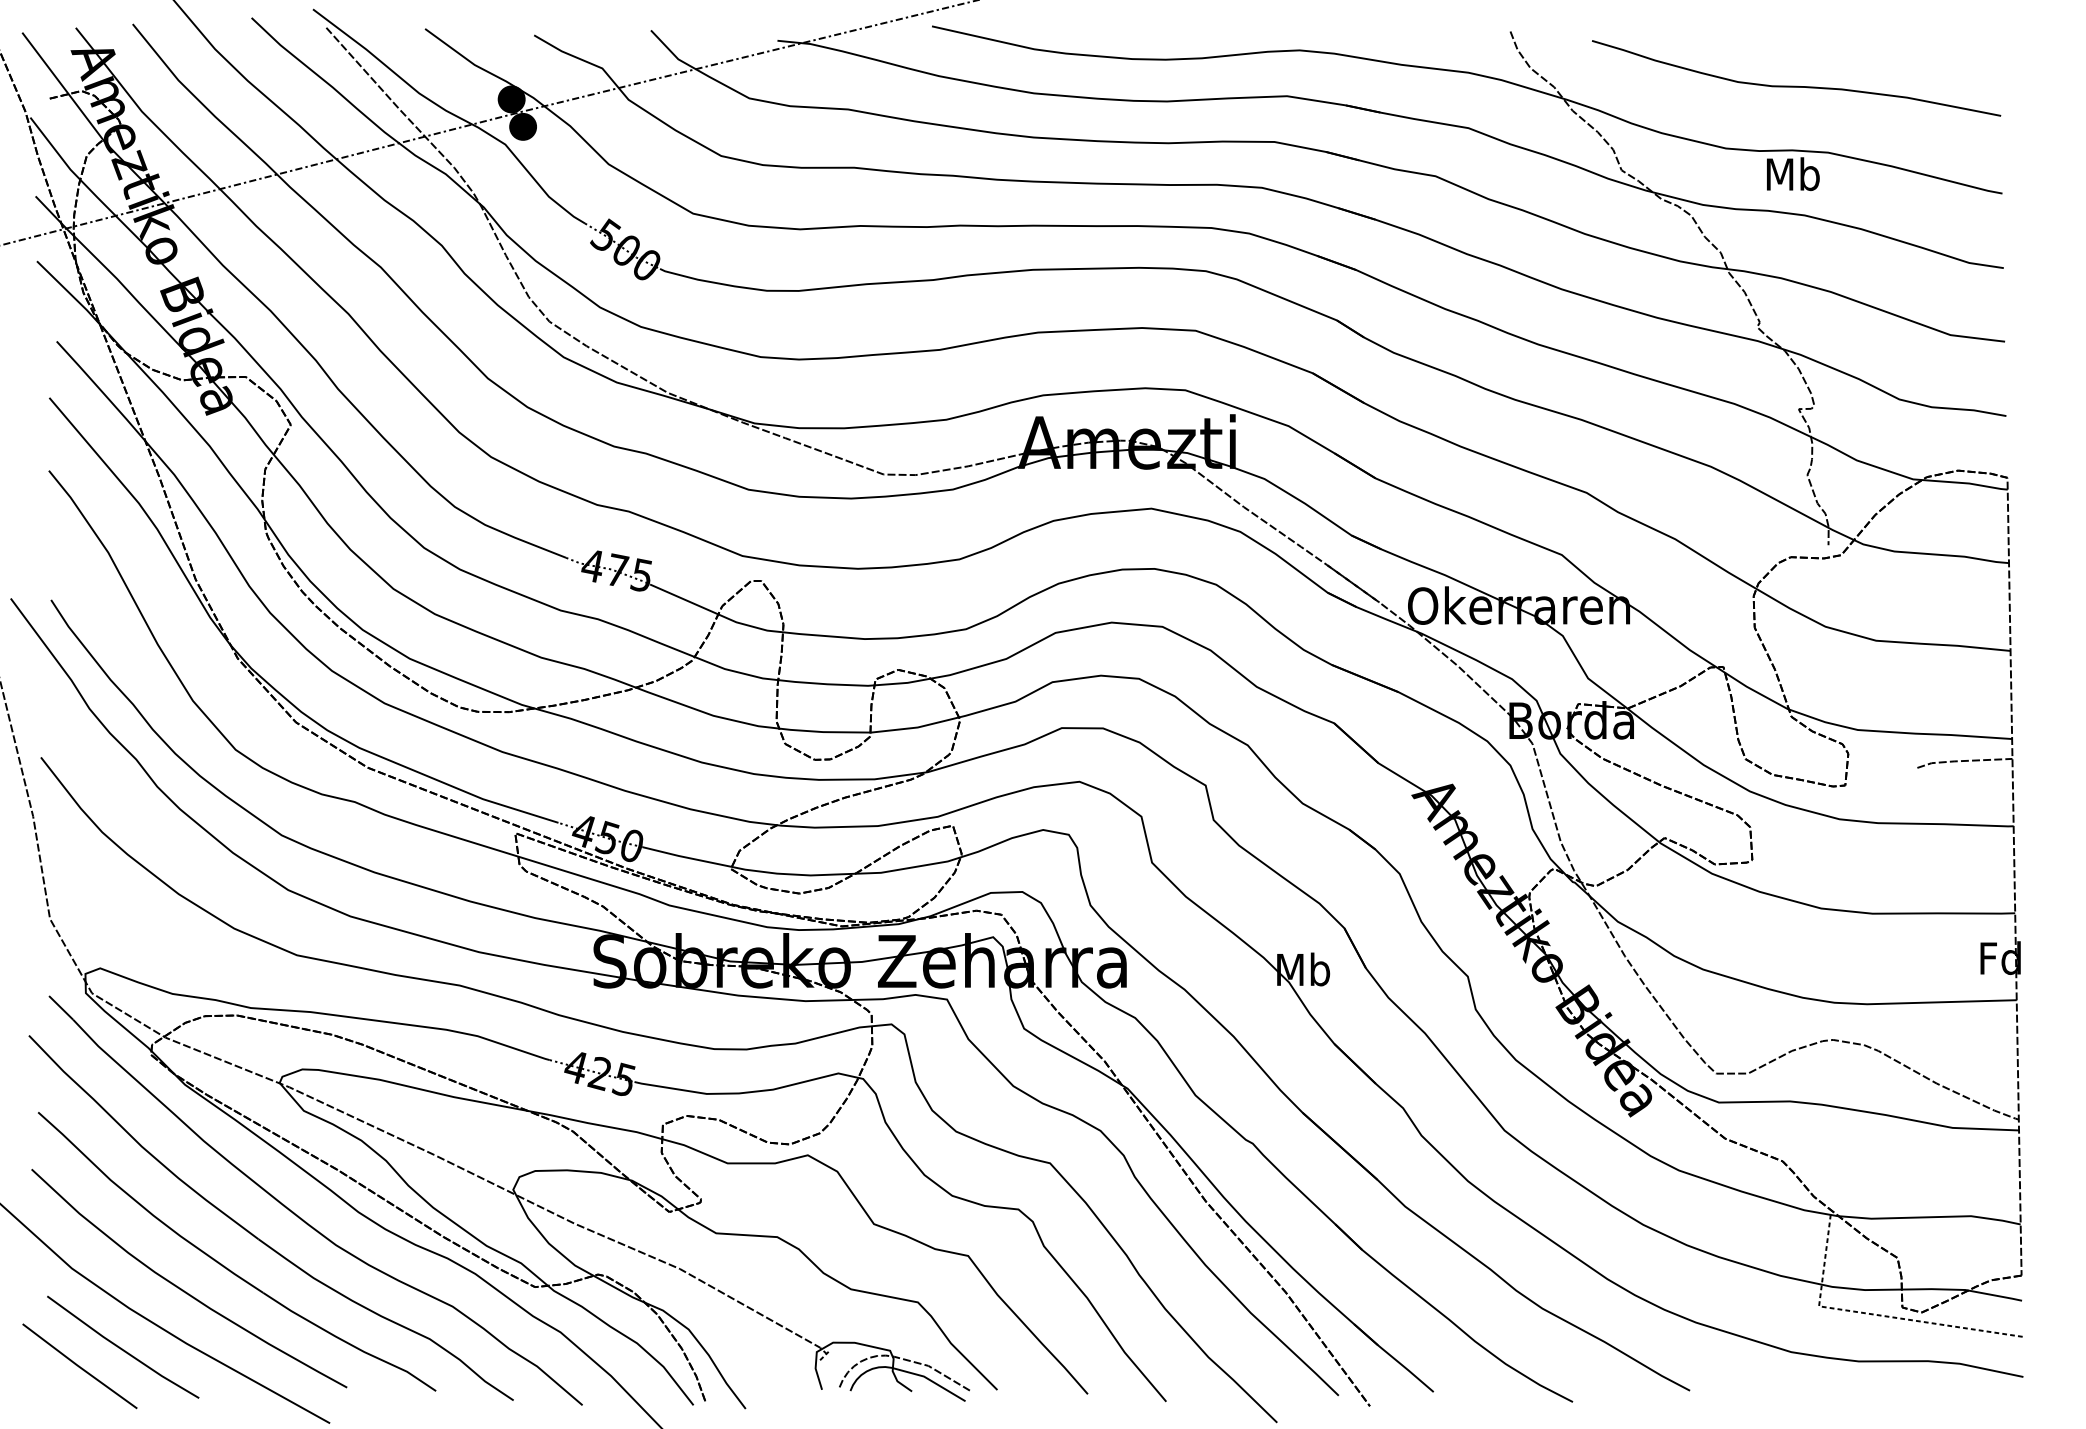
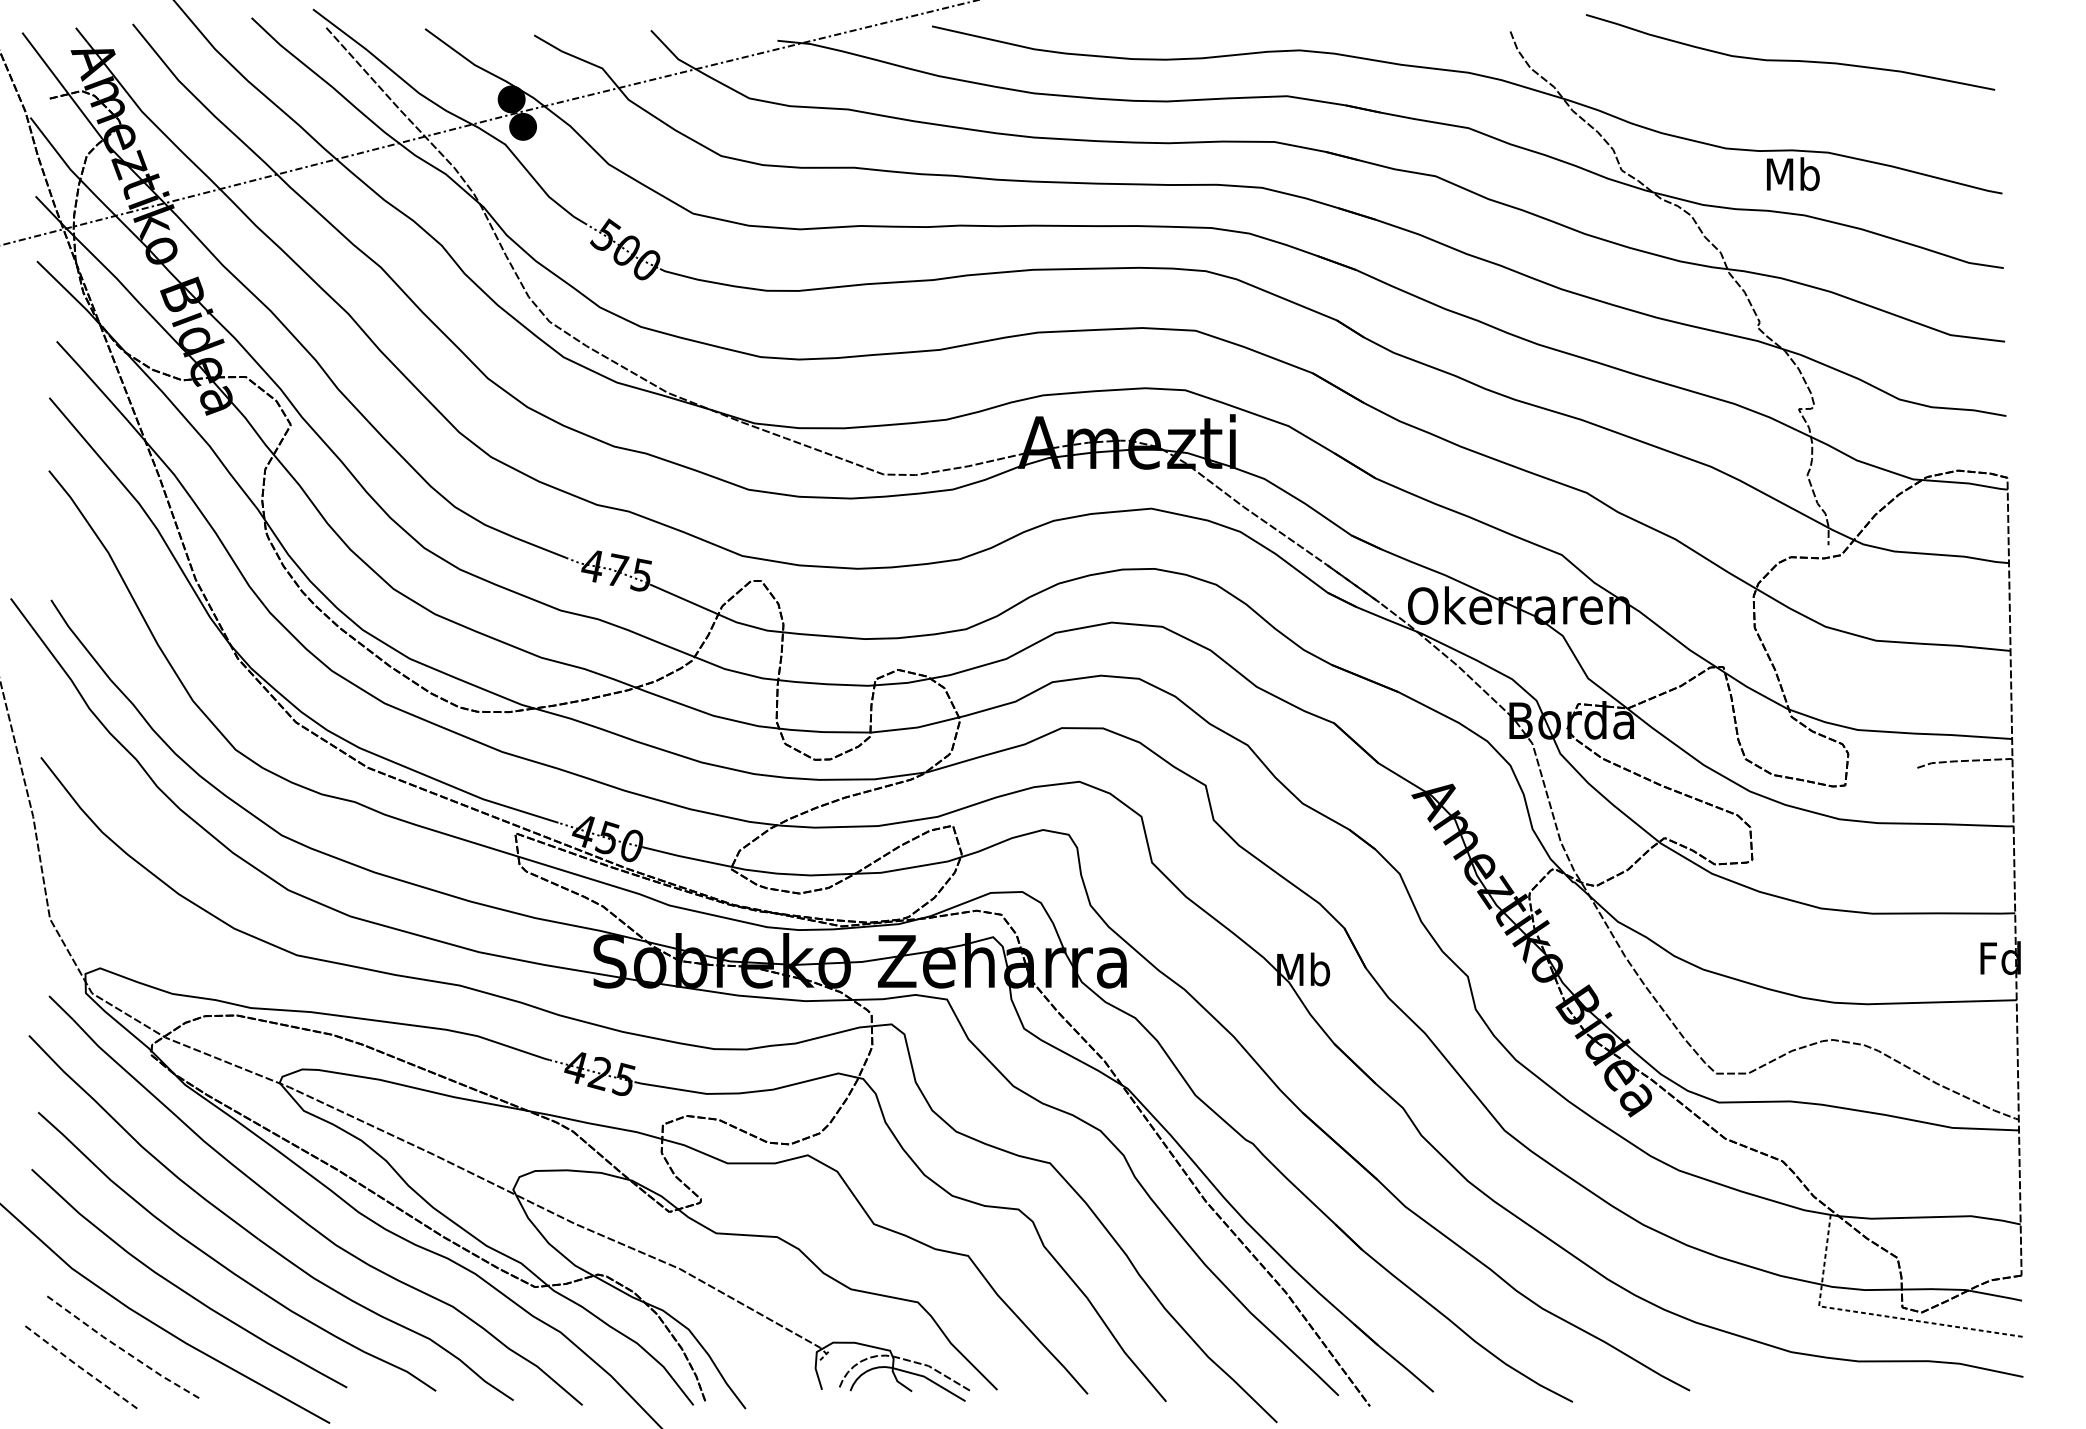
curve position: (1796, 85) -> (1790, 59) (1790, 59)
line: solid -> dashed (121, 1349)
line: solid -> dashed (78, 1366)
